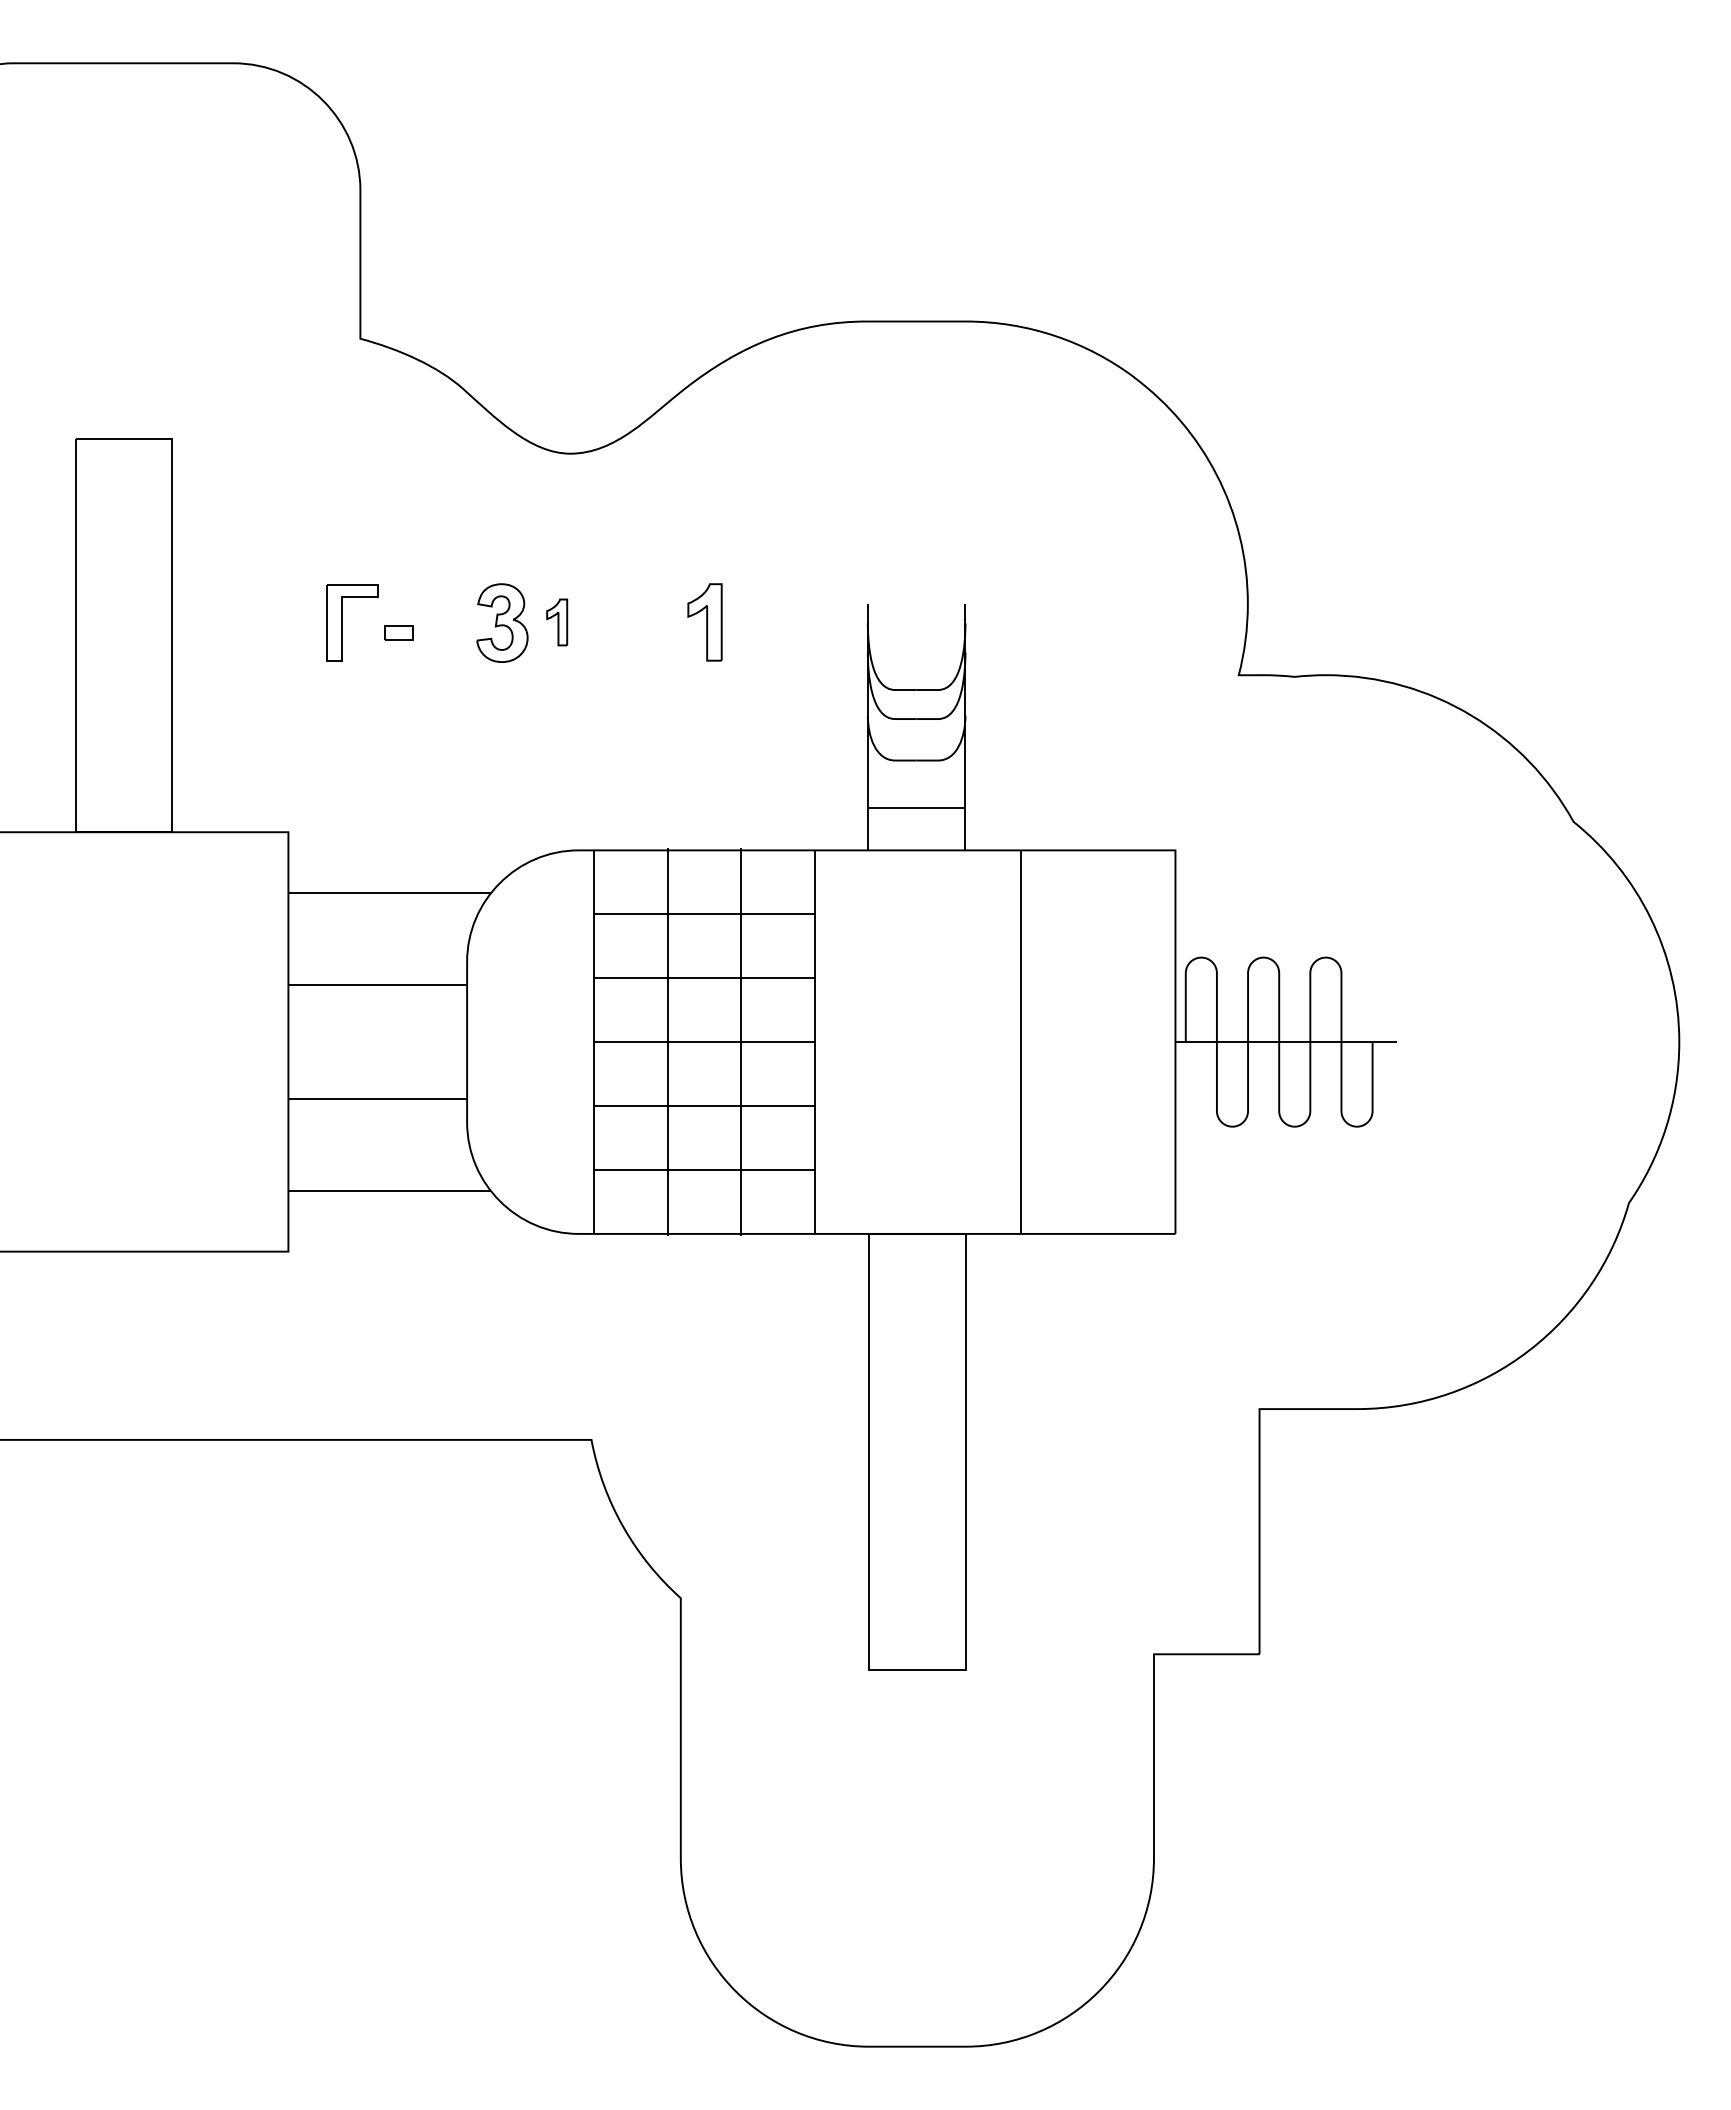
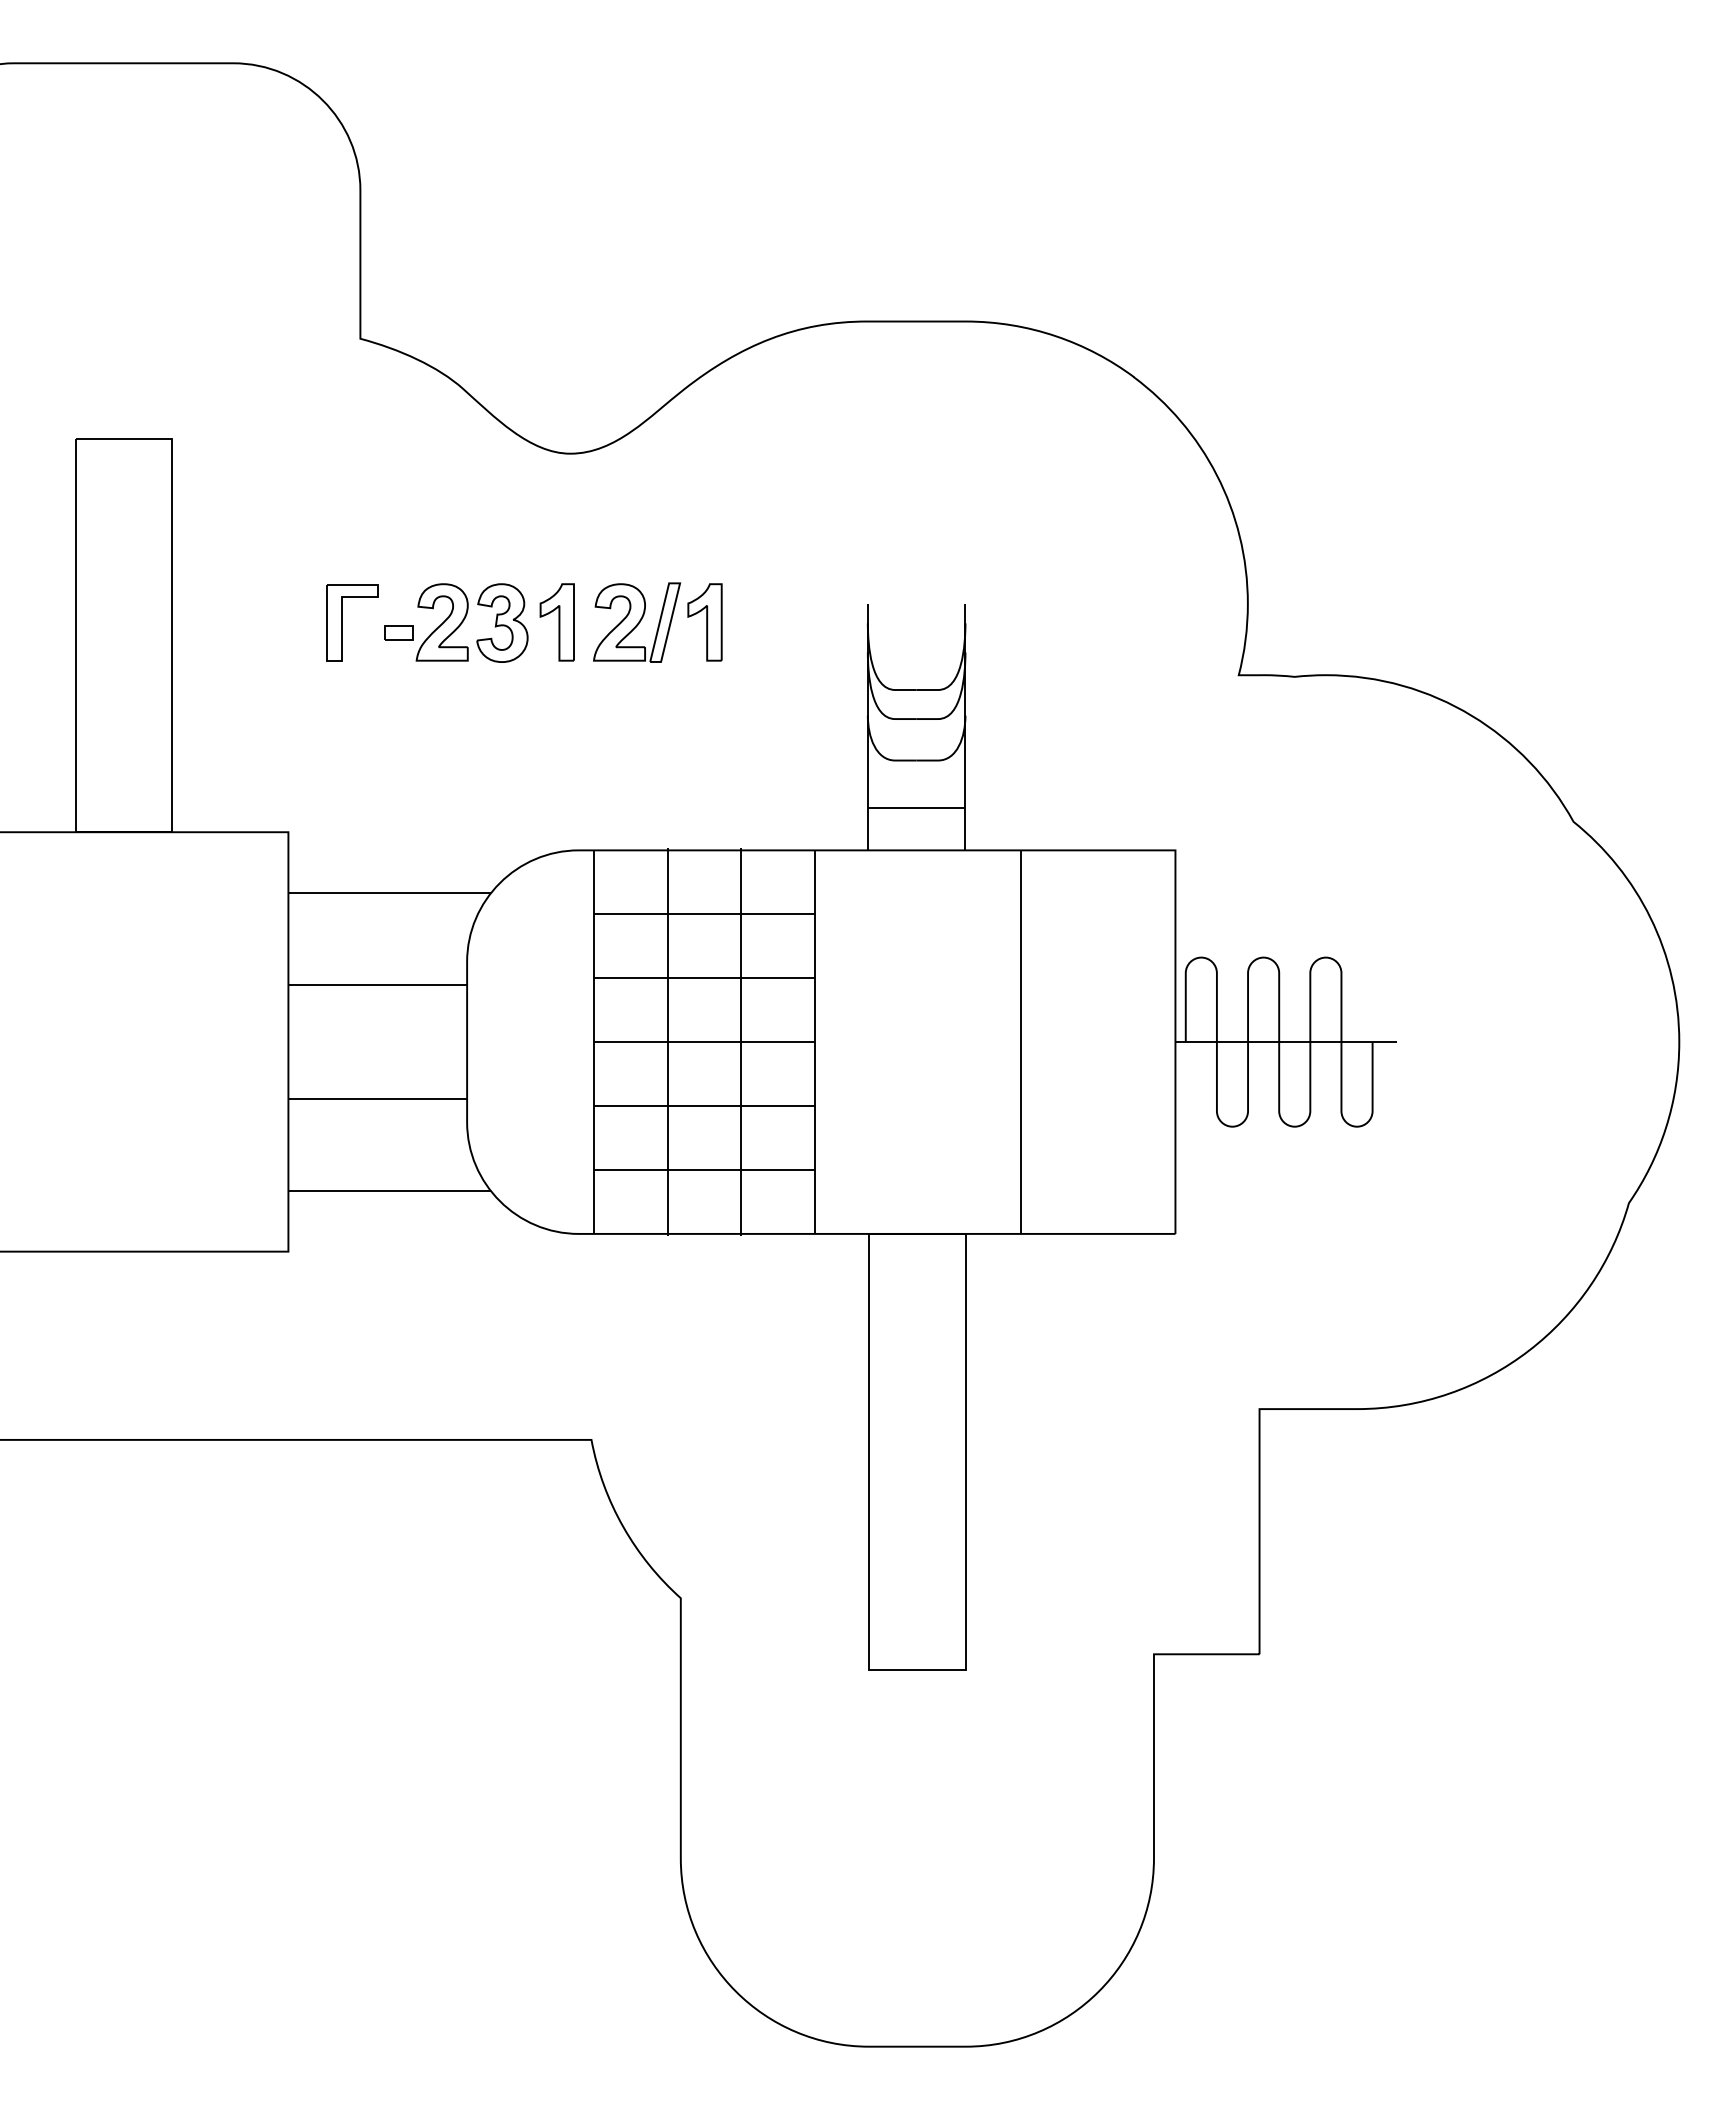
part: none -> present (441, 622)
part size: 23x49 px -> 36x79 px (556, 622)
part: none -> present (637, 622)
